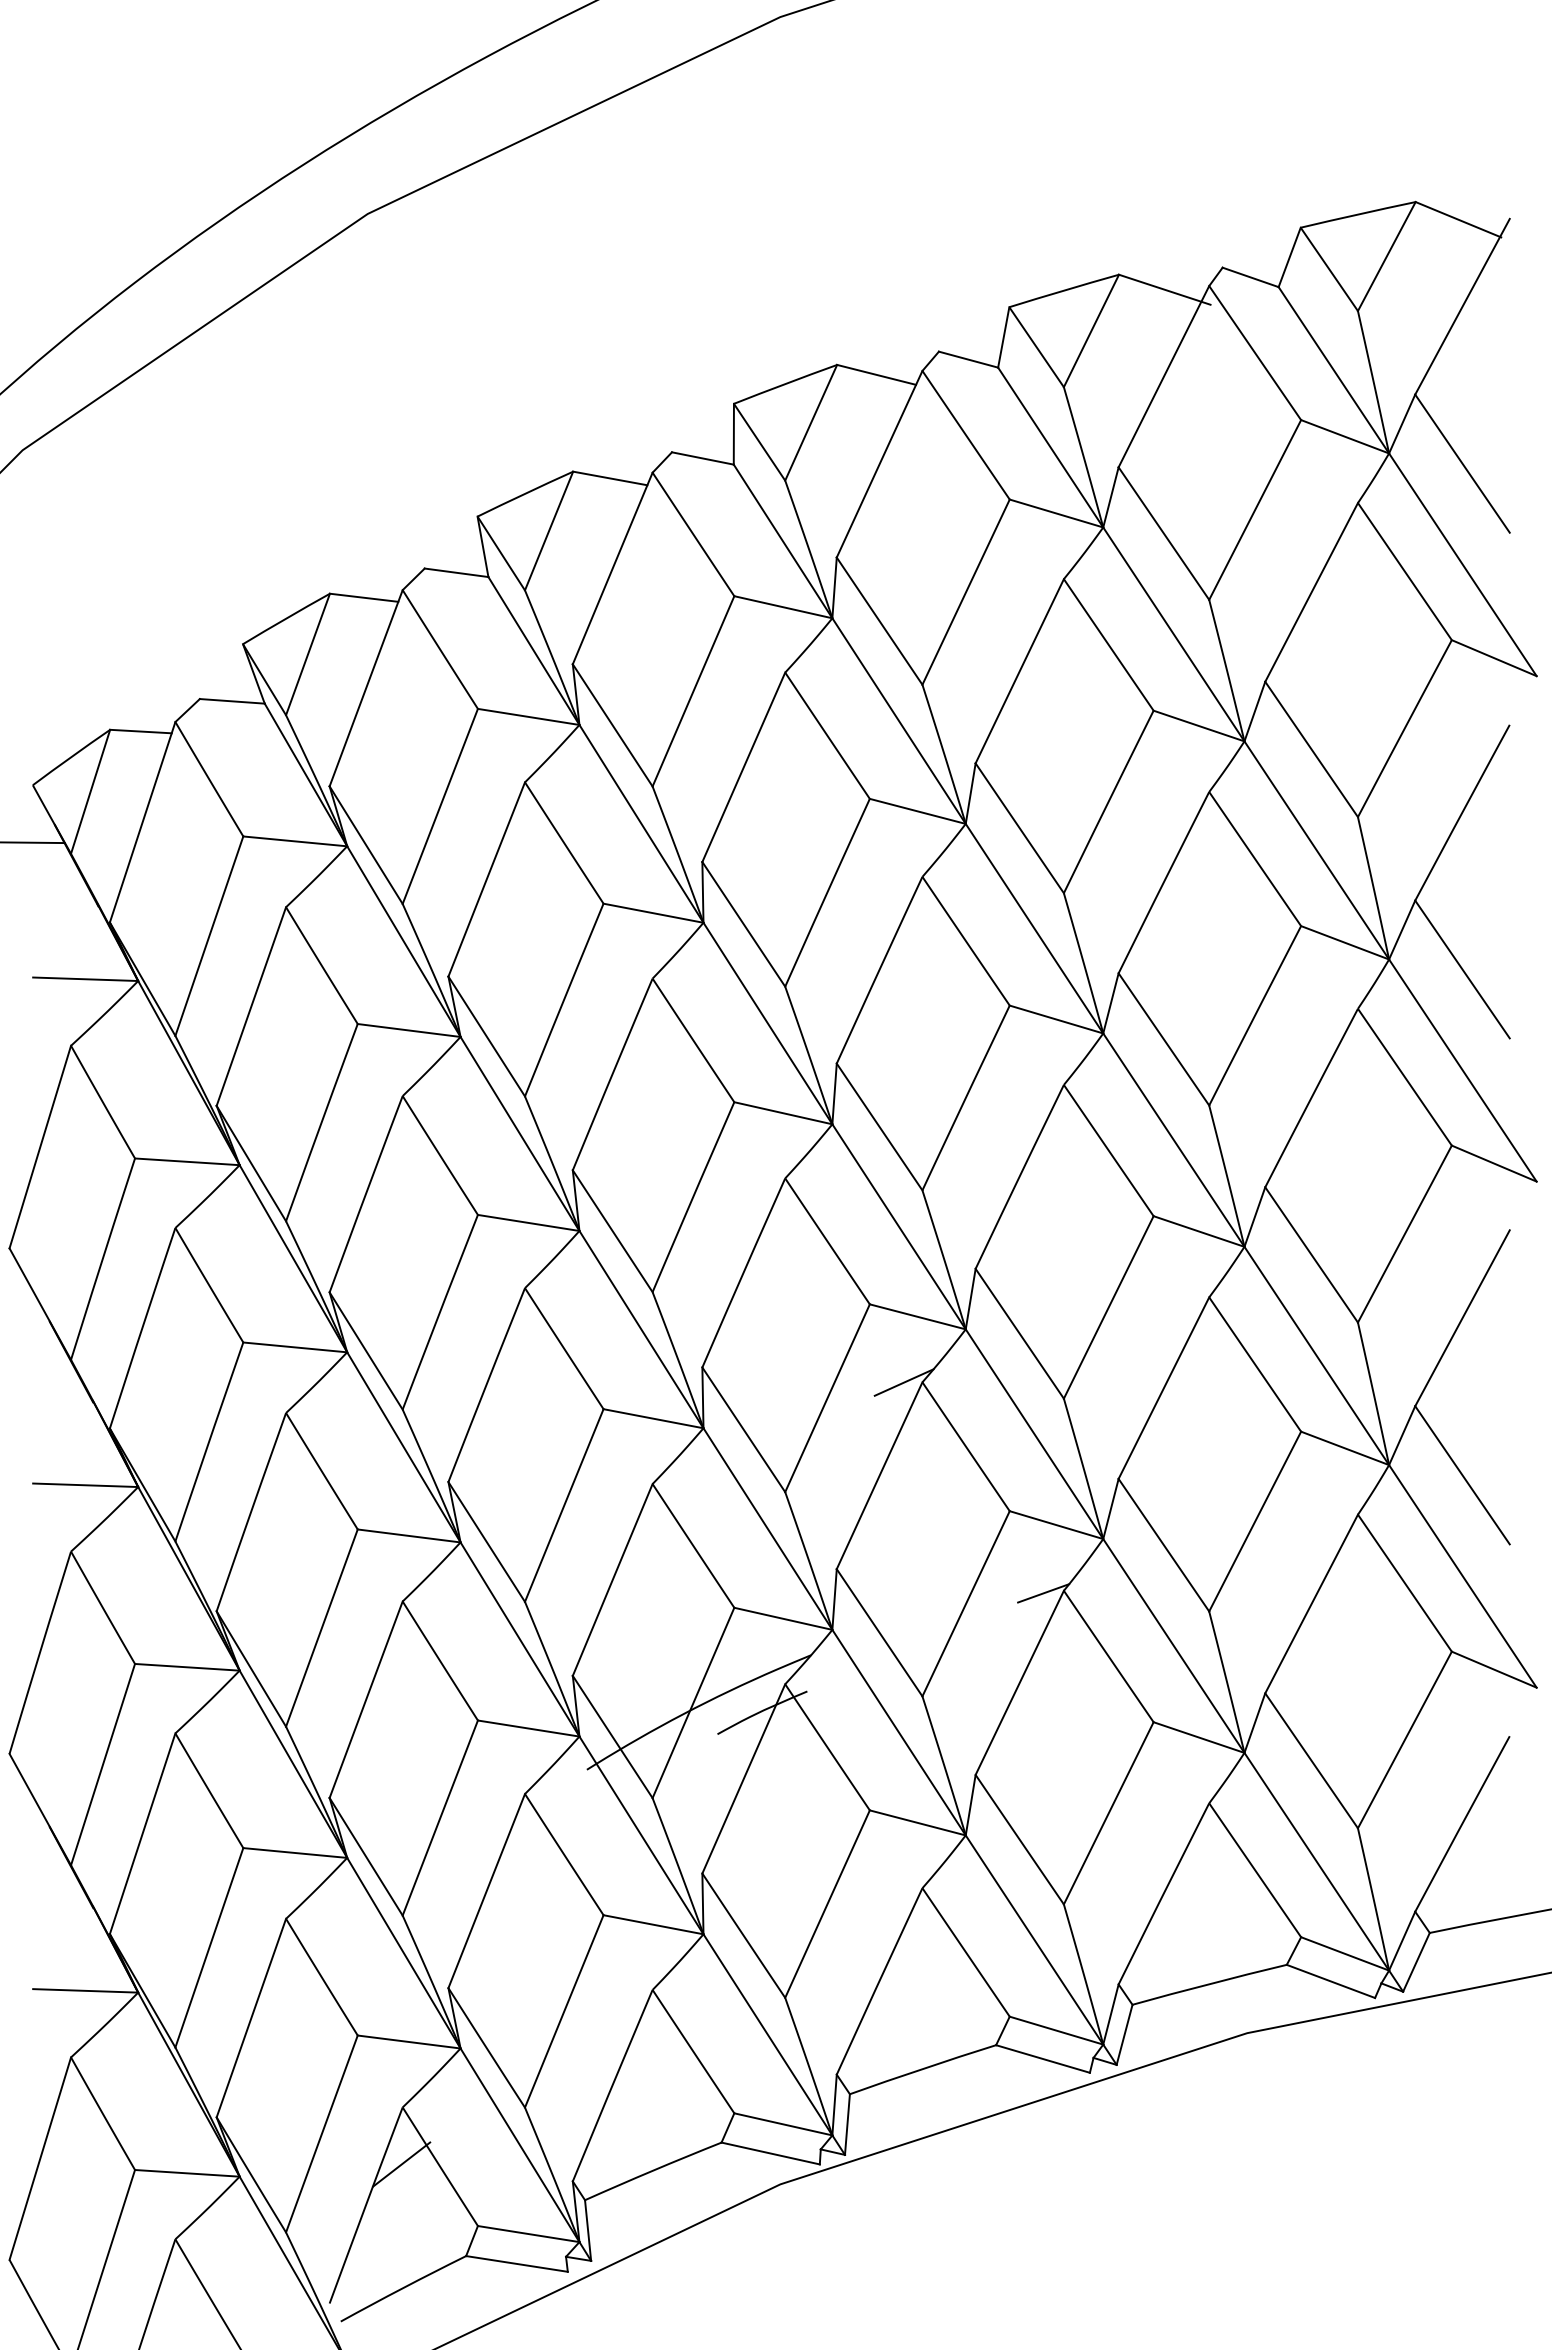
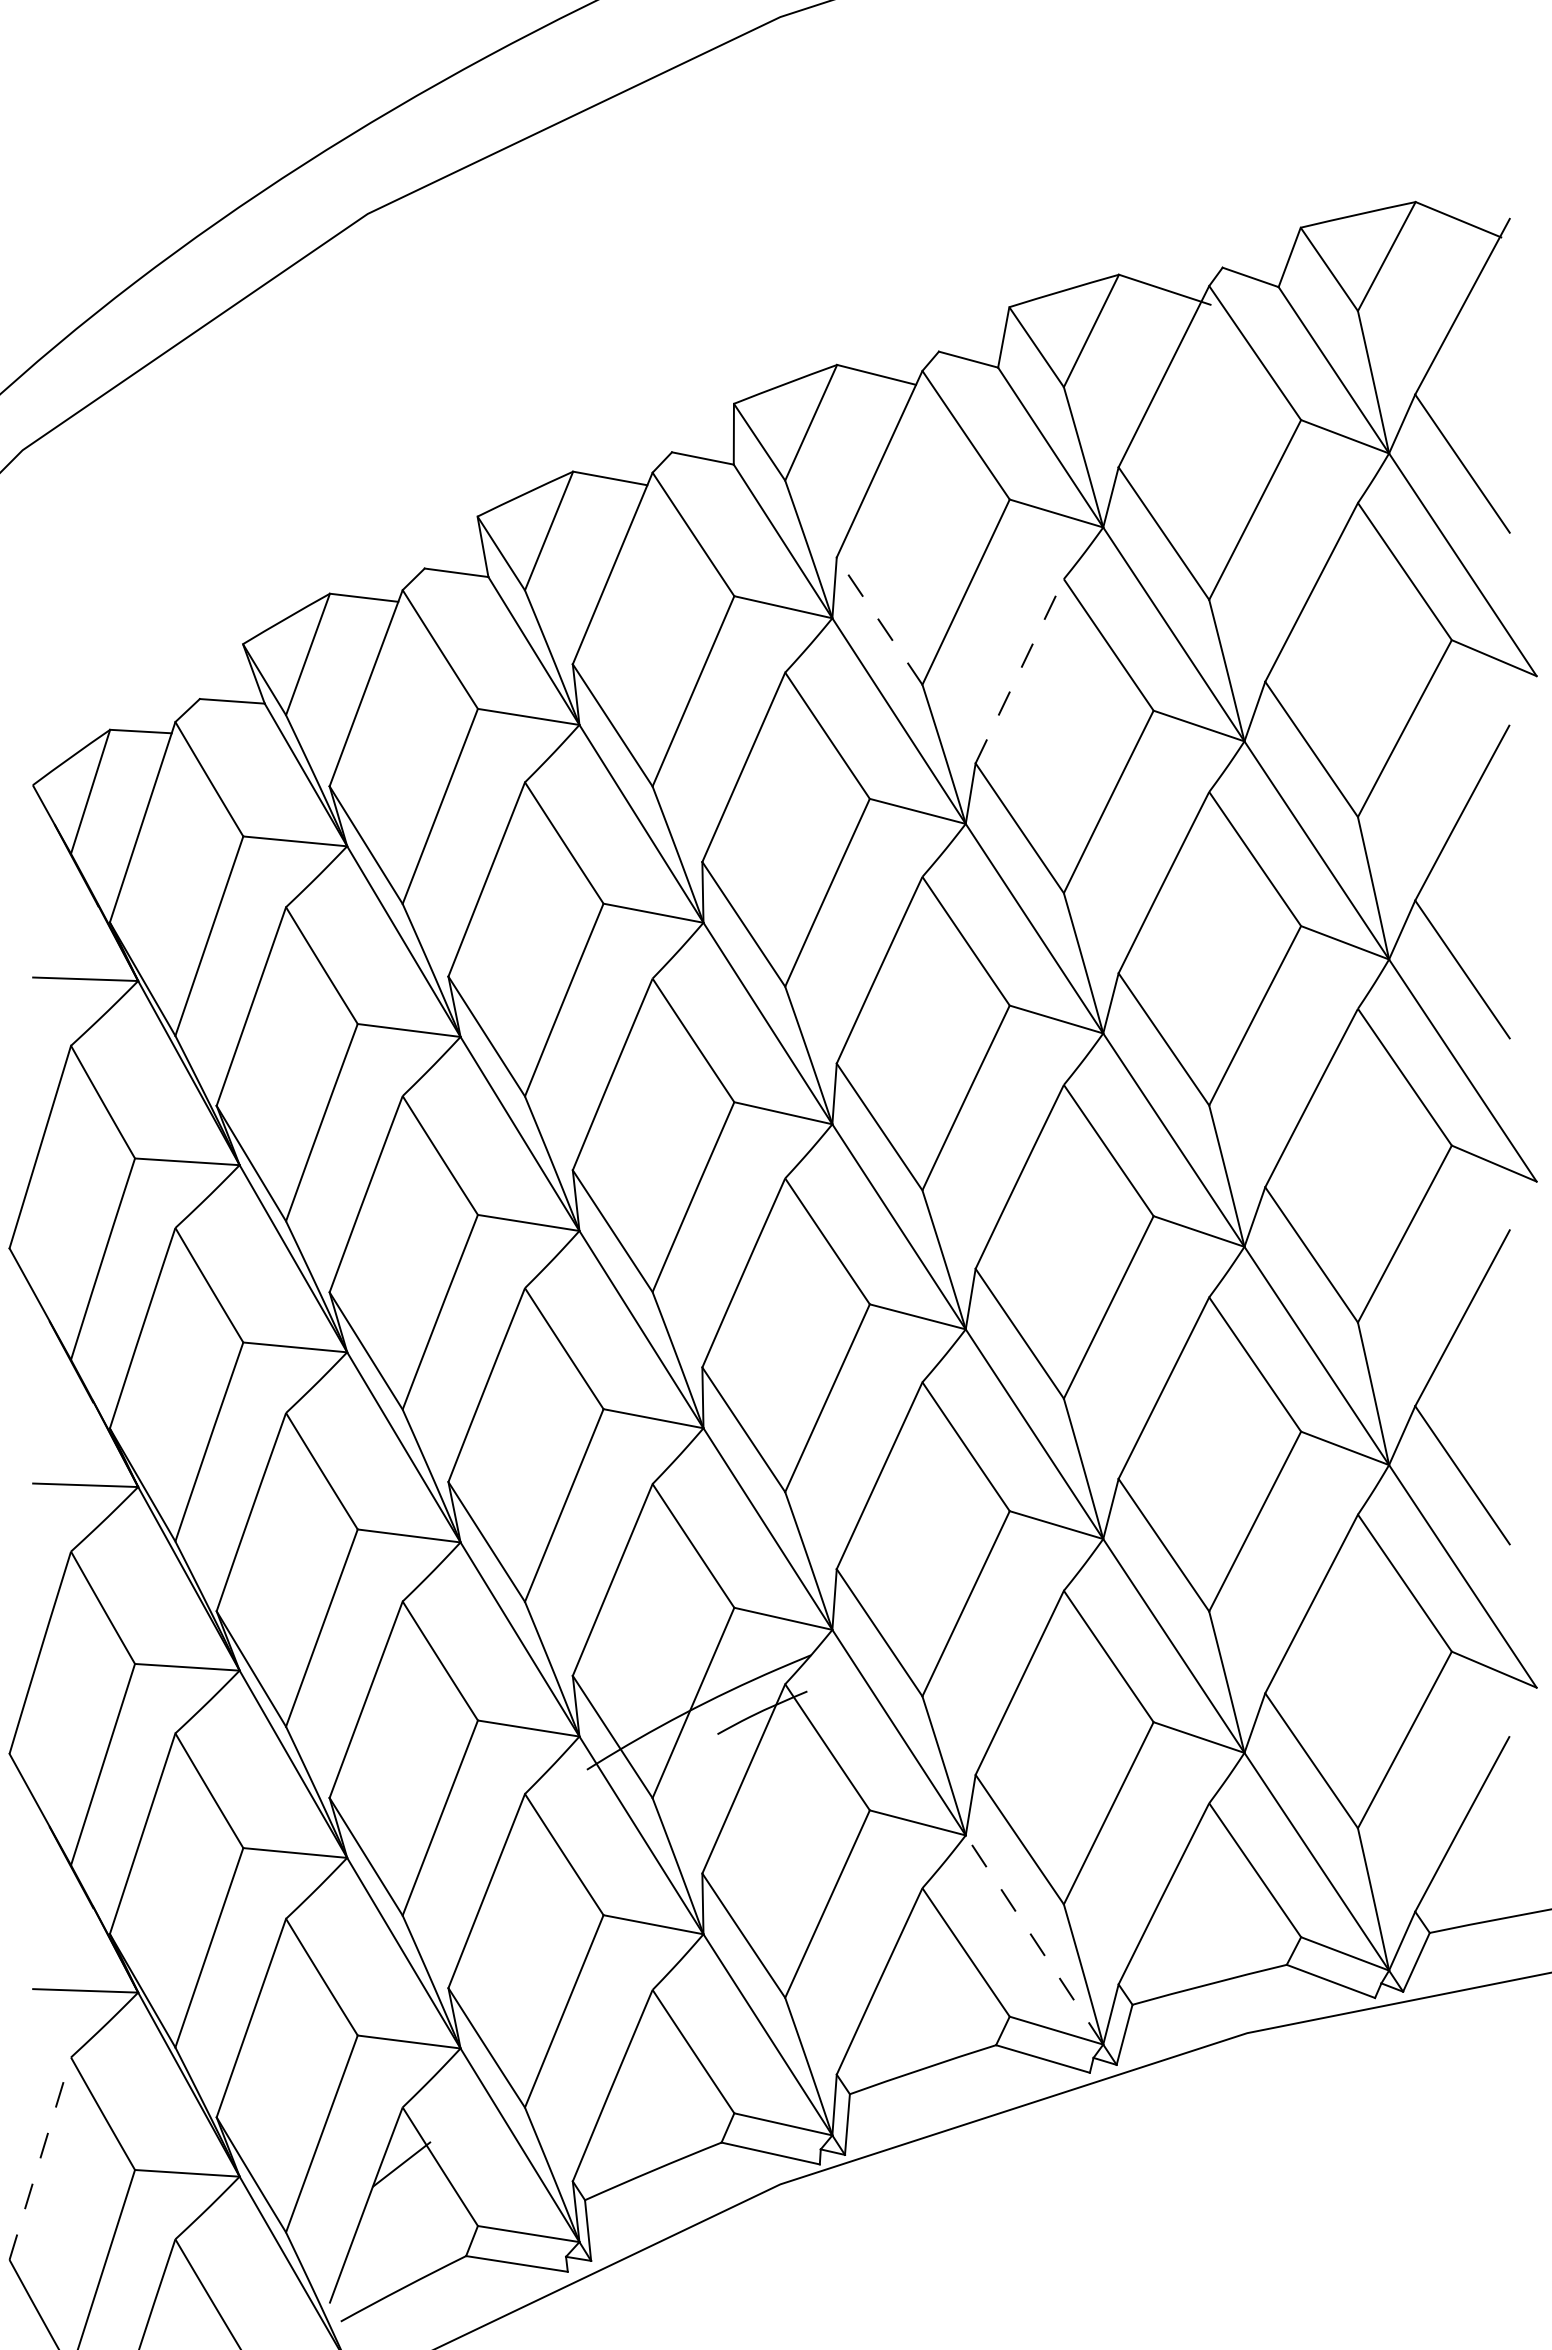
line: solid -> dashed (879, 621)
line: solid -> dashed (1019, 670)
line: present -> none (33, 842)
line: present -> none (903, 1382)
line: present -> none (1043, 1593)
line: solid -> dashed (1034, 1939)
line: solid -> dashed (40, 2158)
